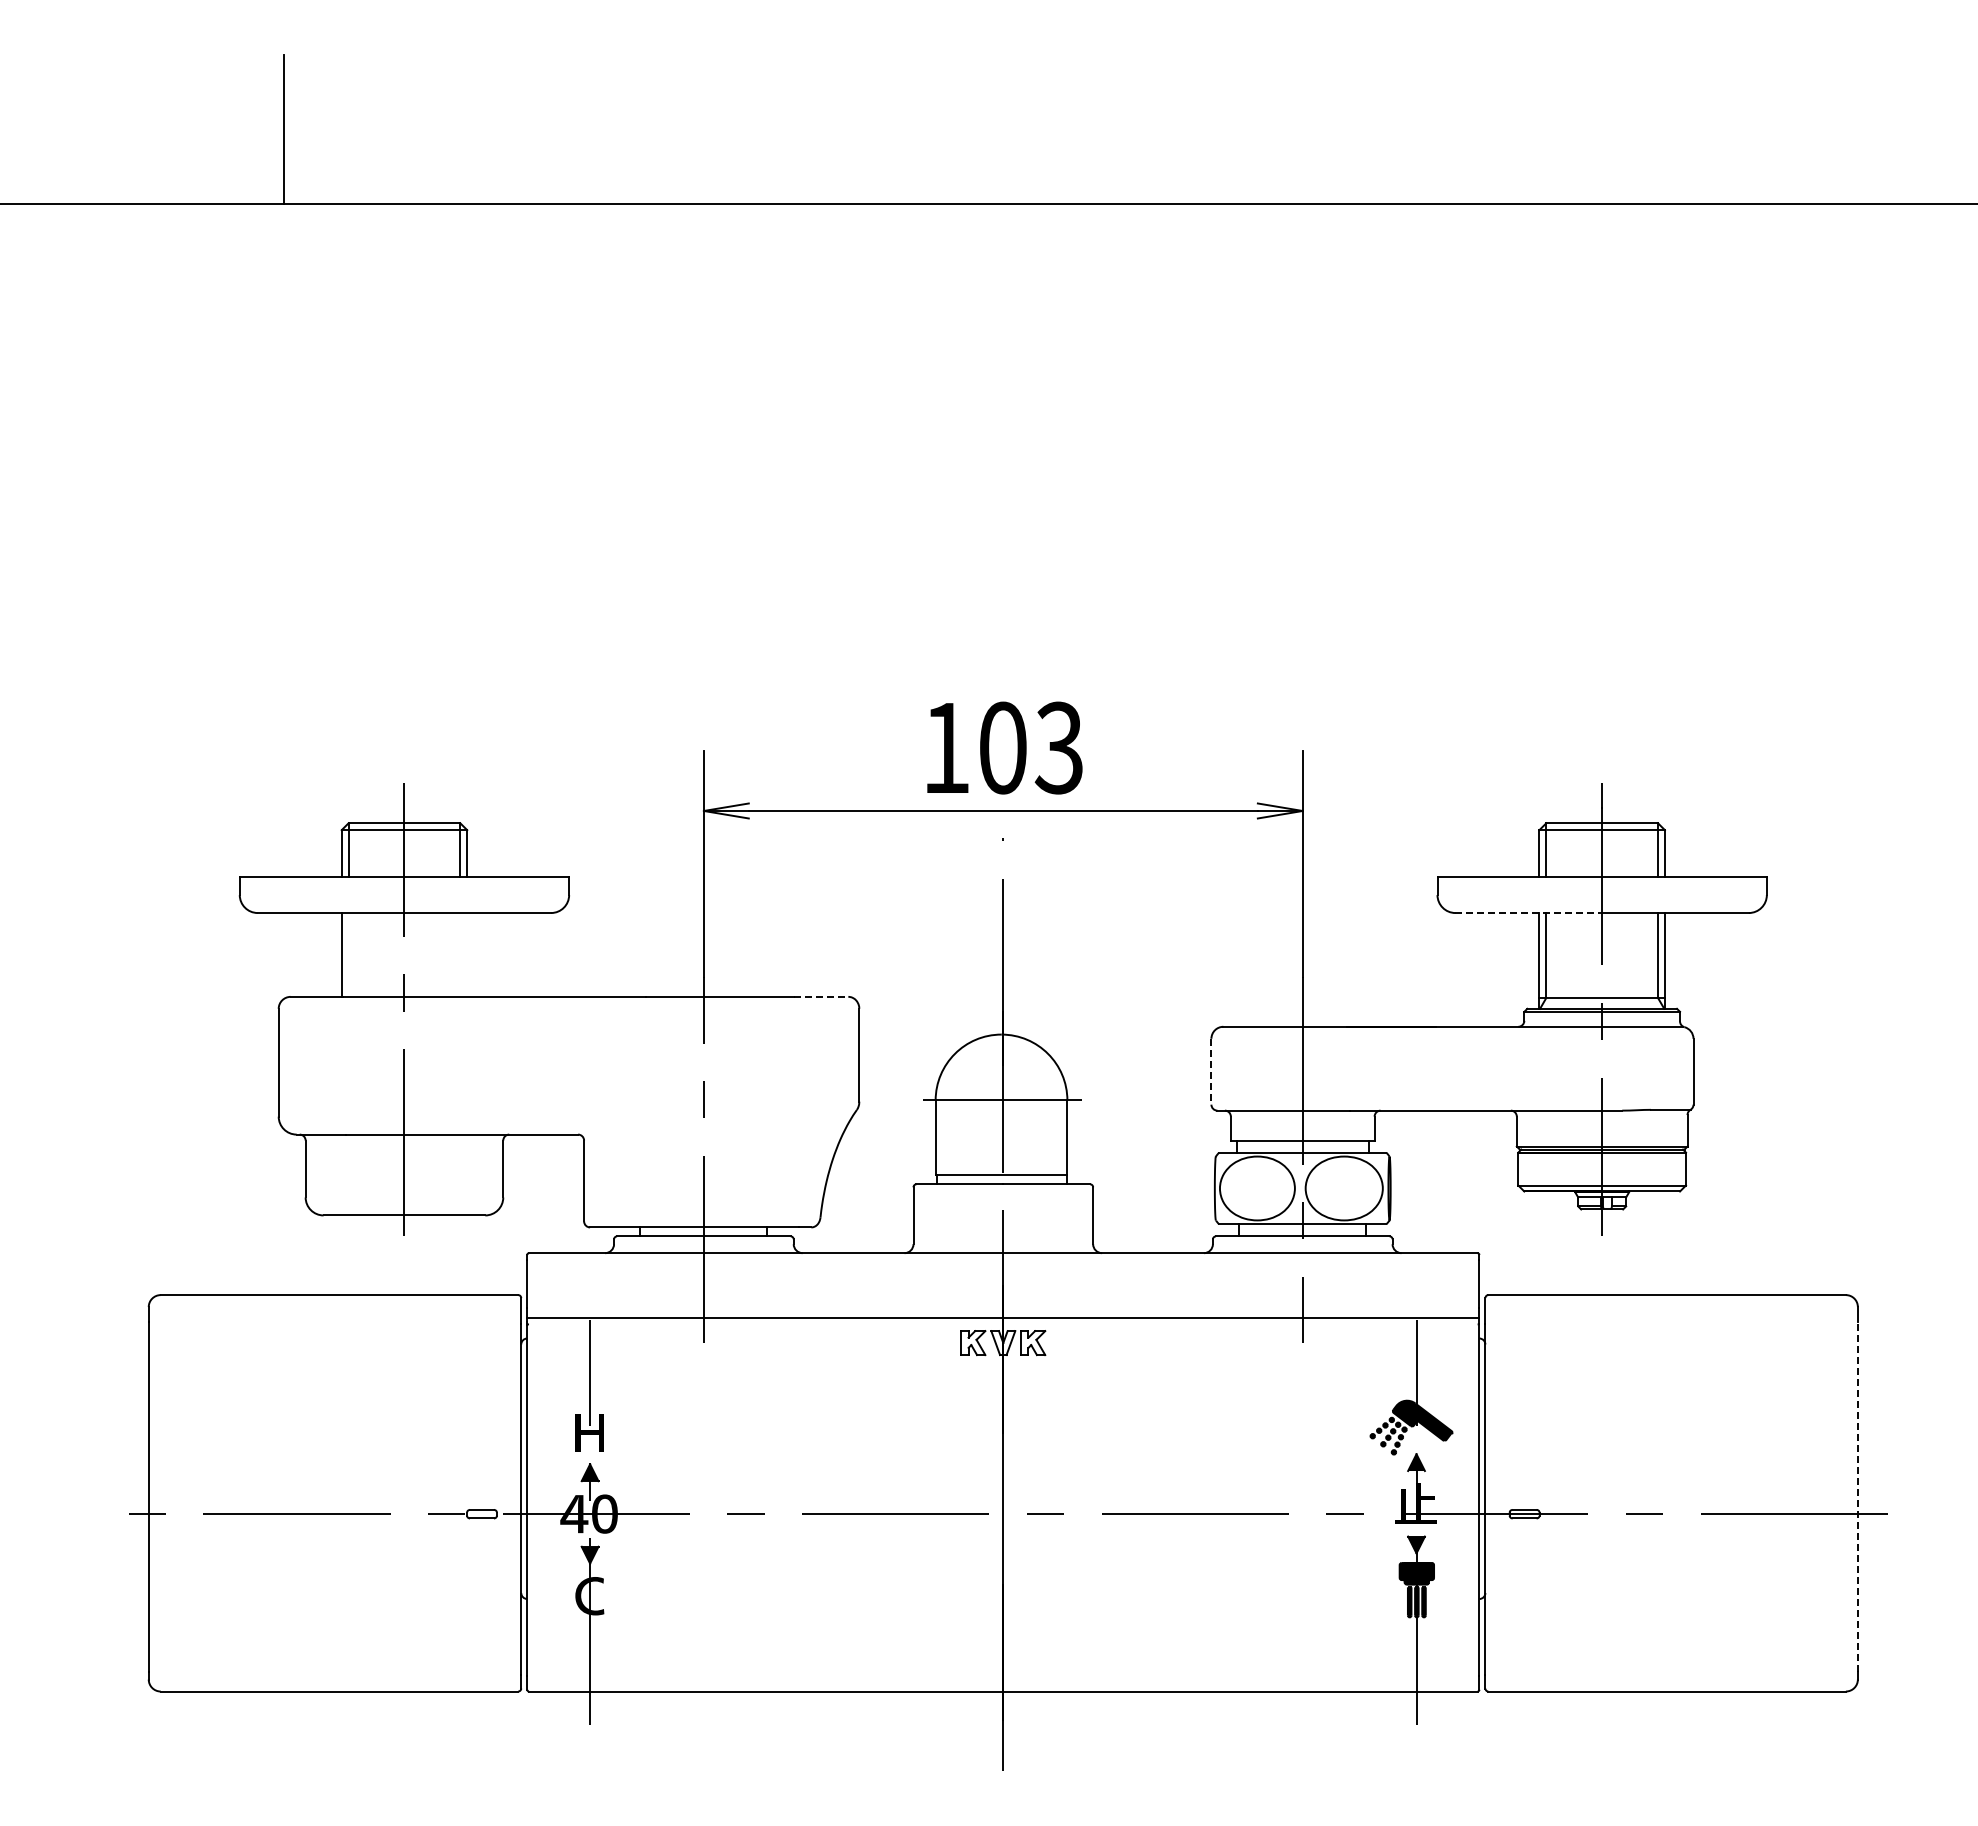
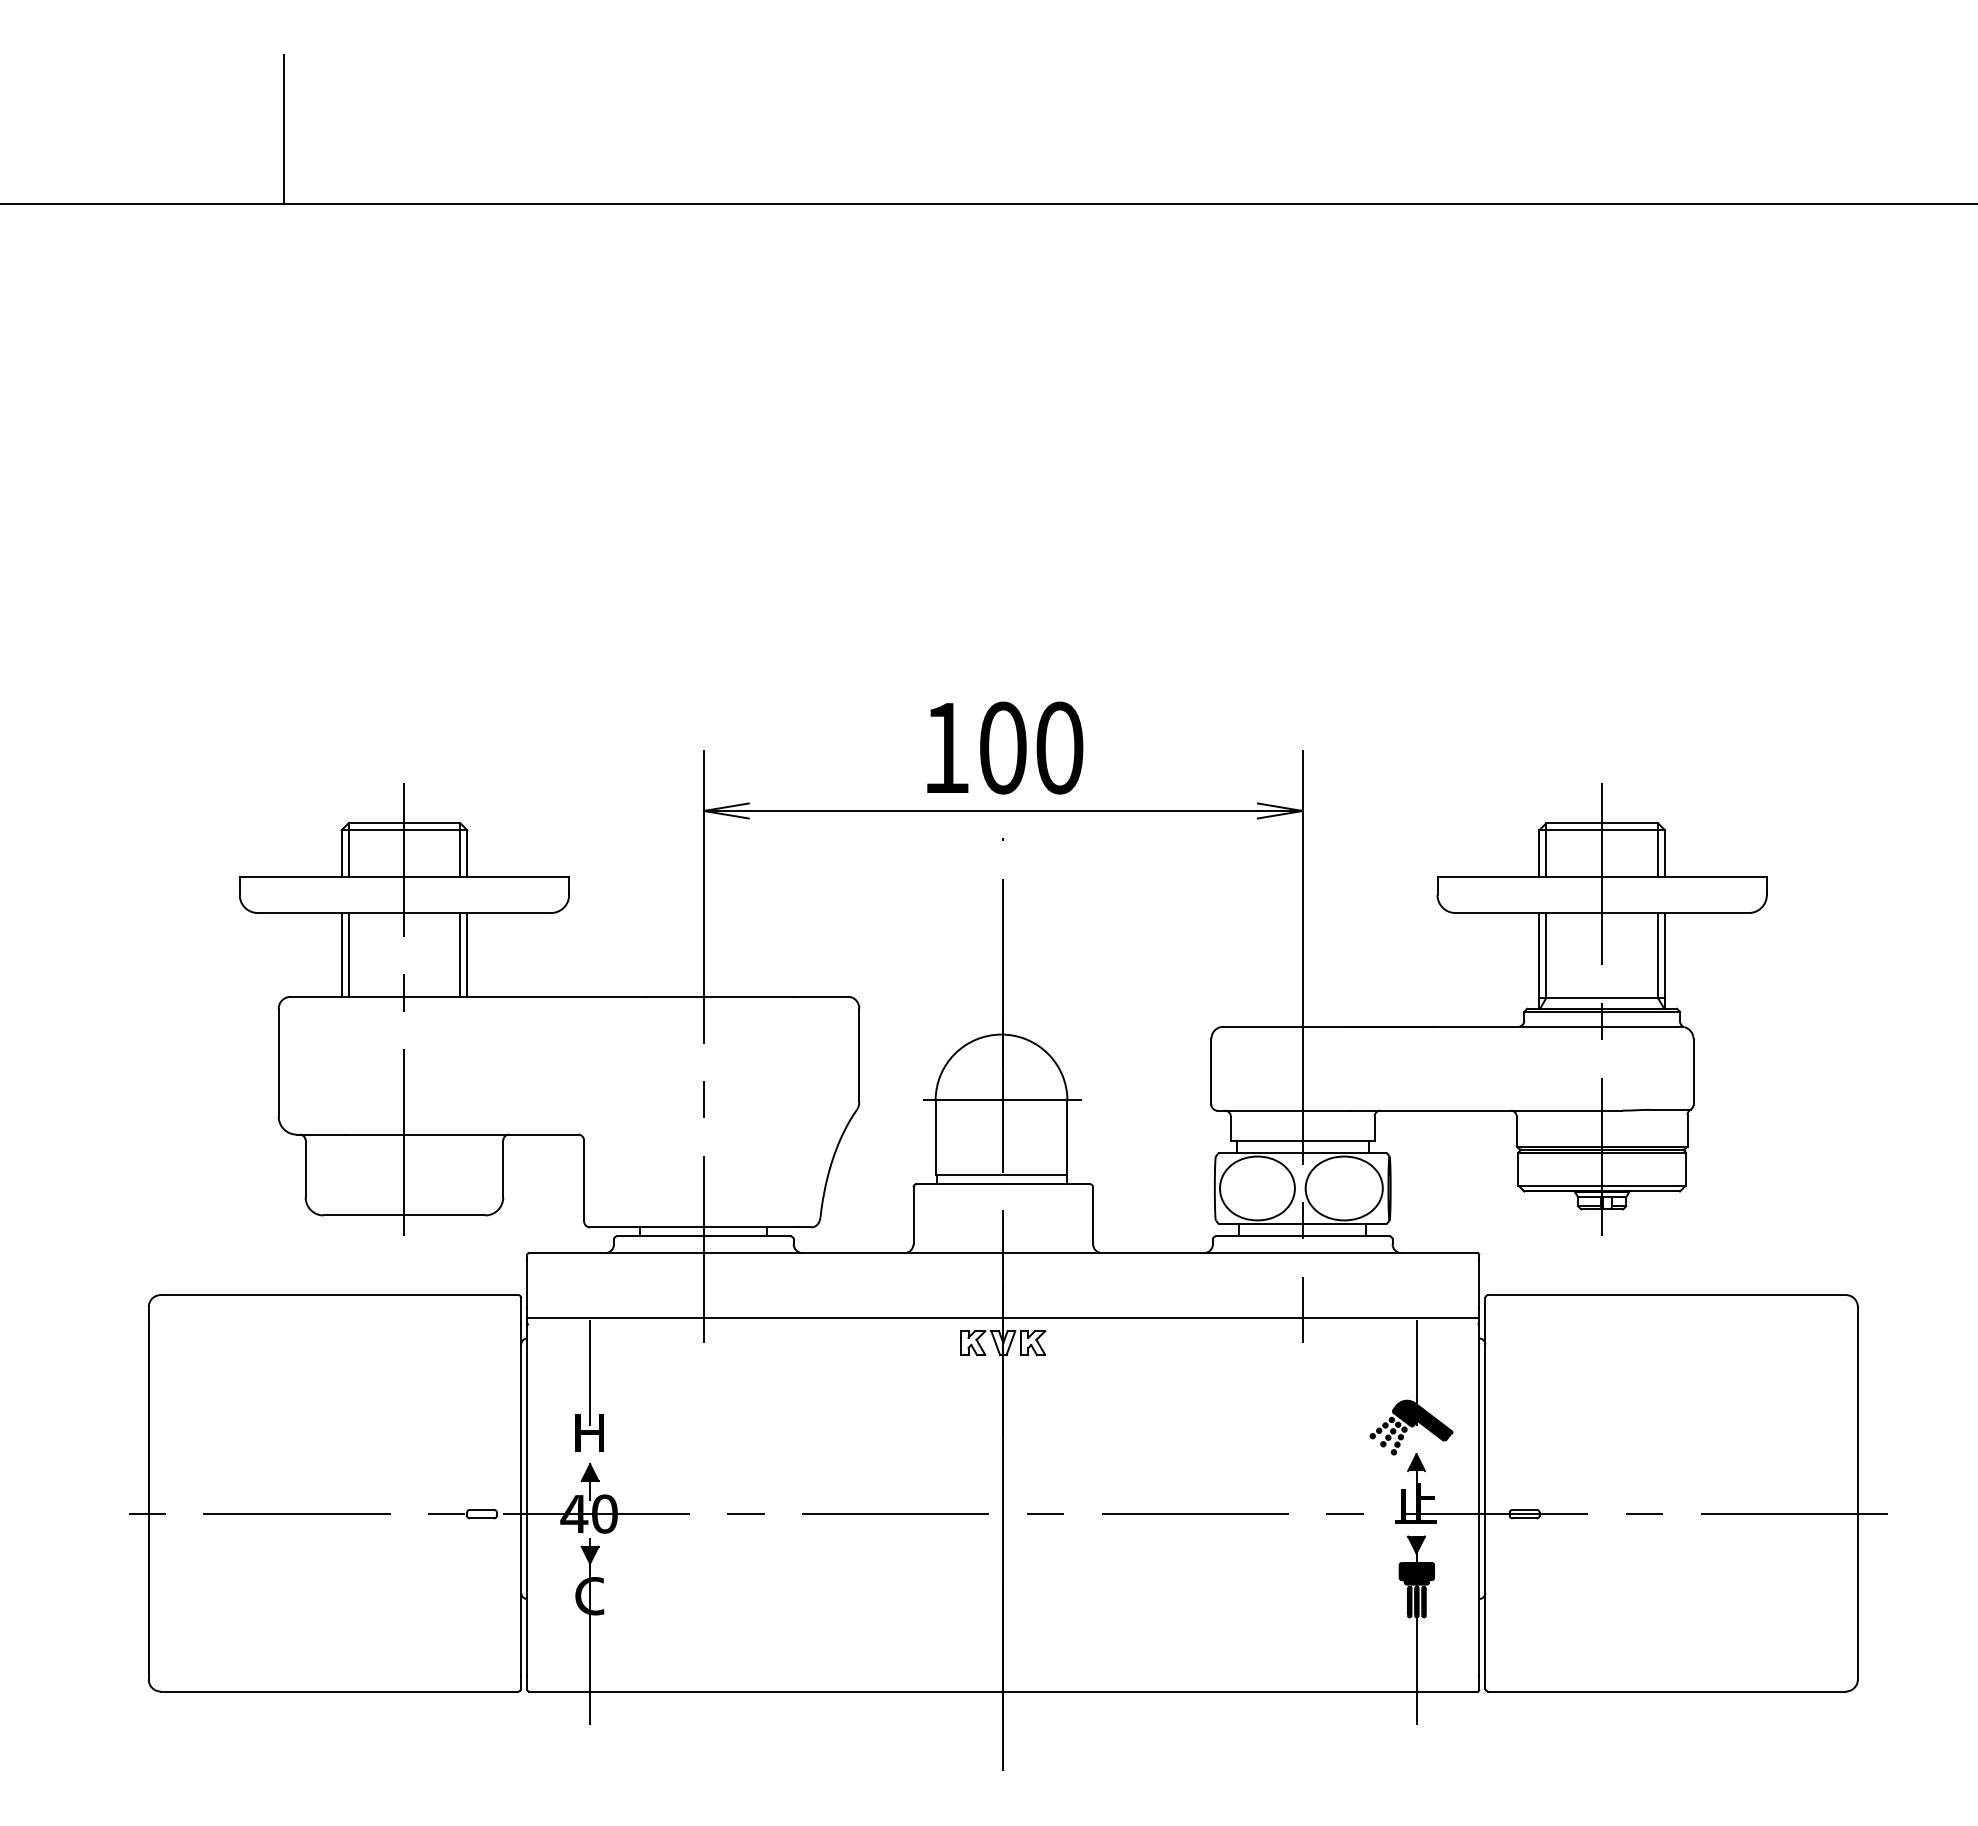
text: 103 -> 100 (1058, 747)
line: dashed -> solid (1529, 913)
line: none -> present (348, 954)
line: none -> present (460, 954)
line: none -> present (467, 954)
line: dashed -> solid (821, 996)
line: dashed -> solid (1211, 1071)
line: dashed -> solid (1857, 1496)
